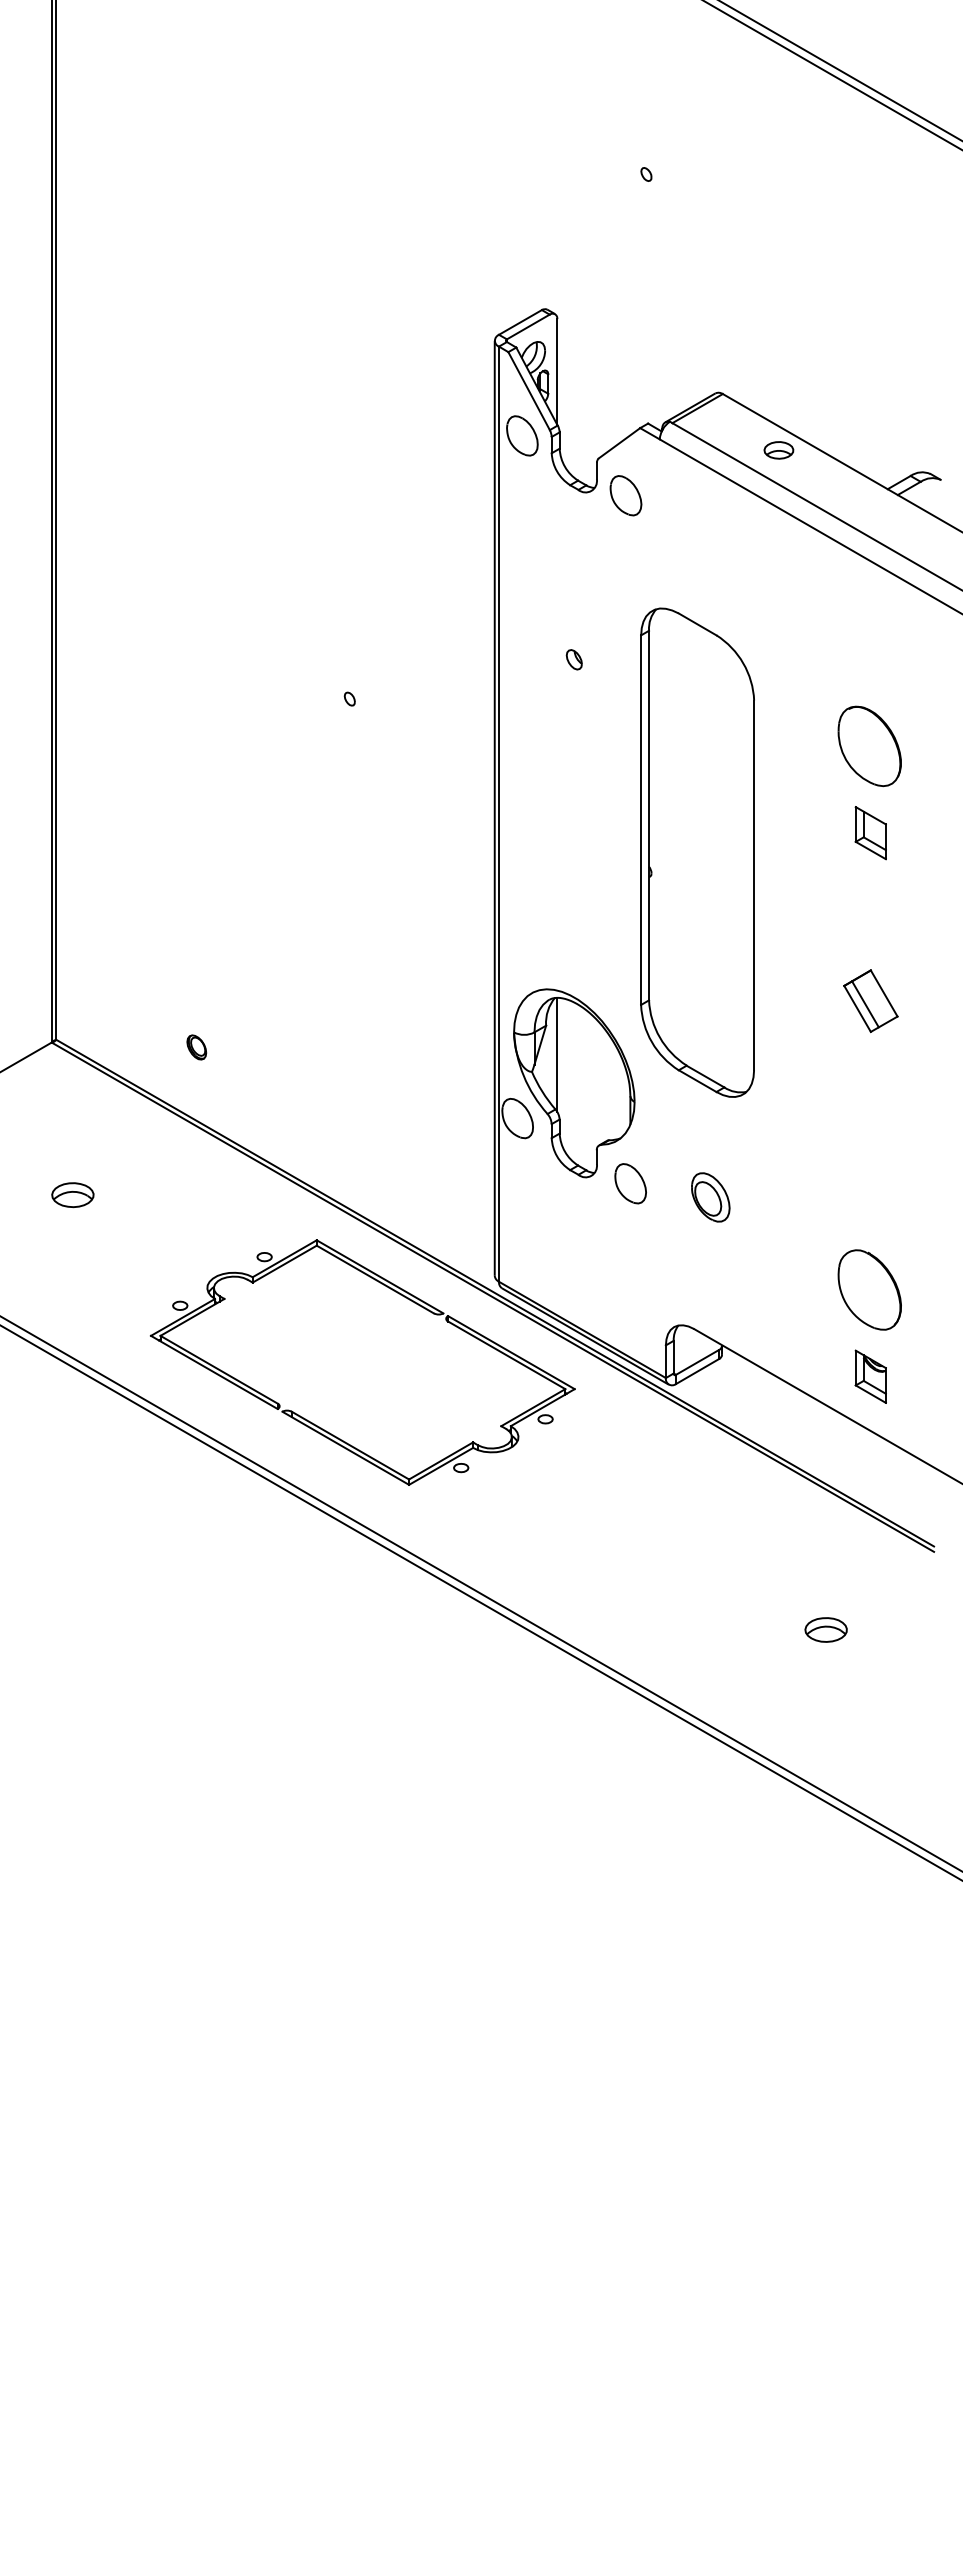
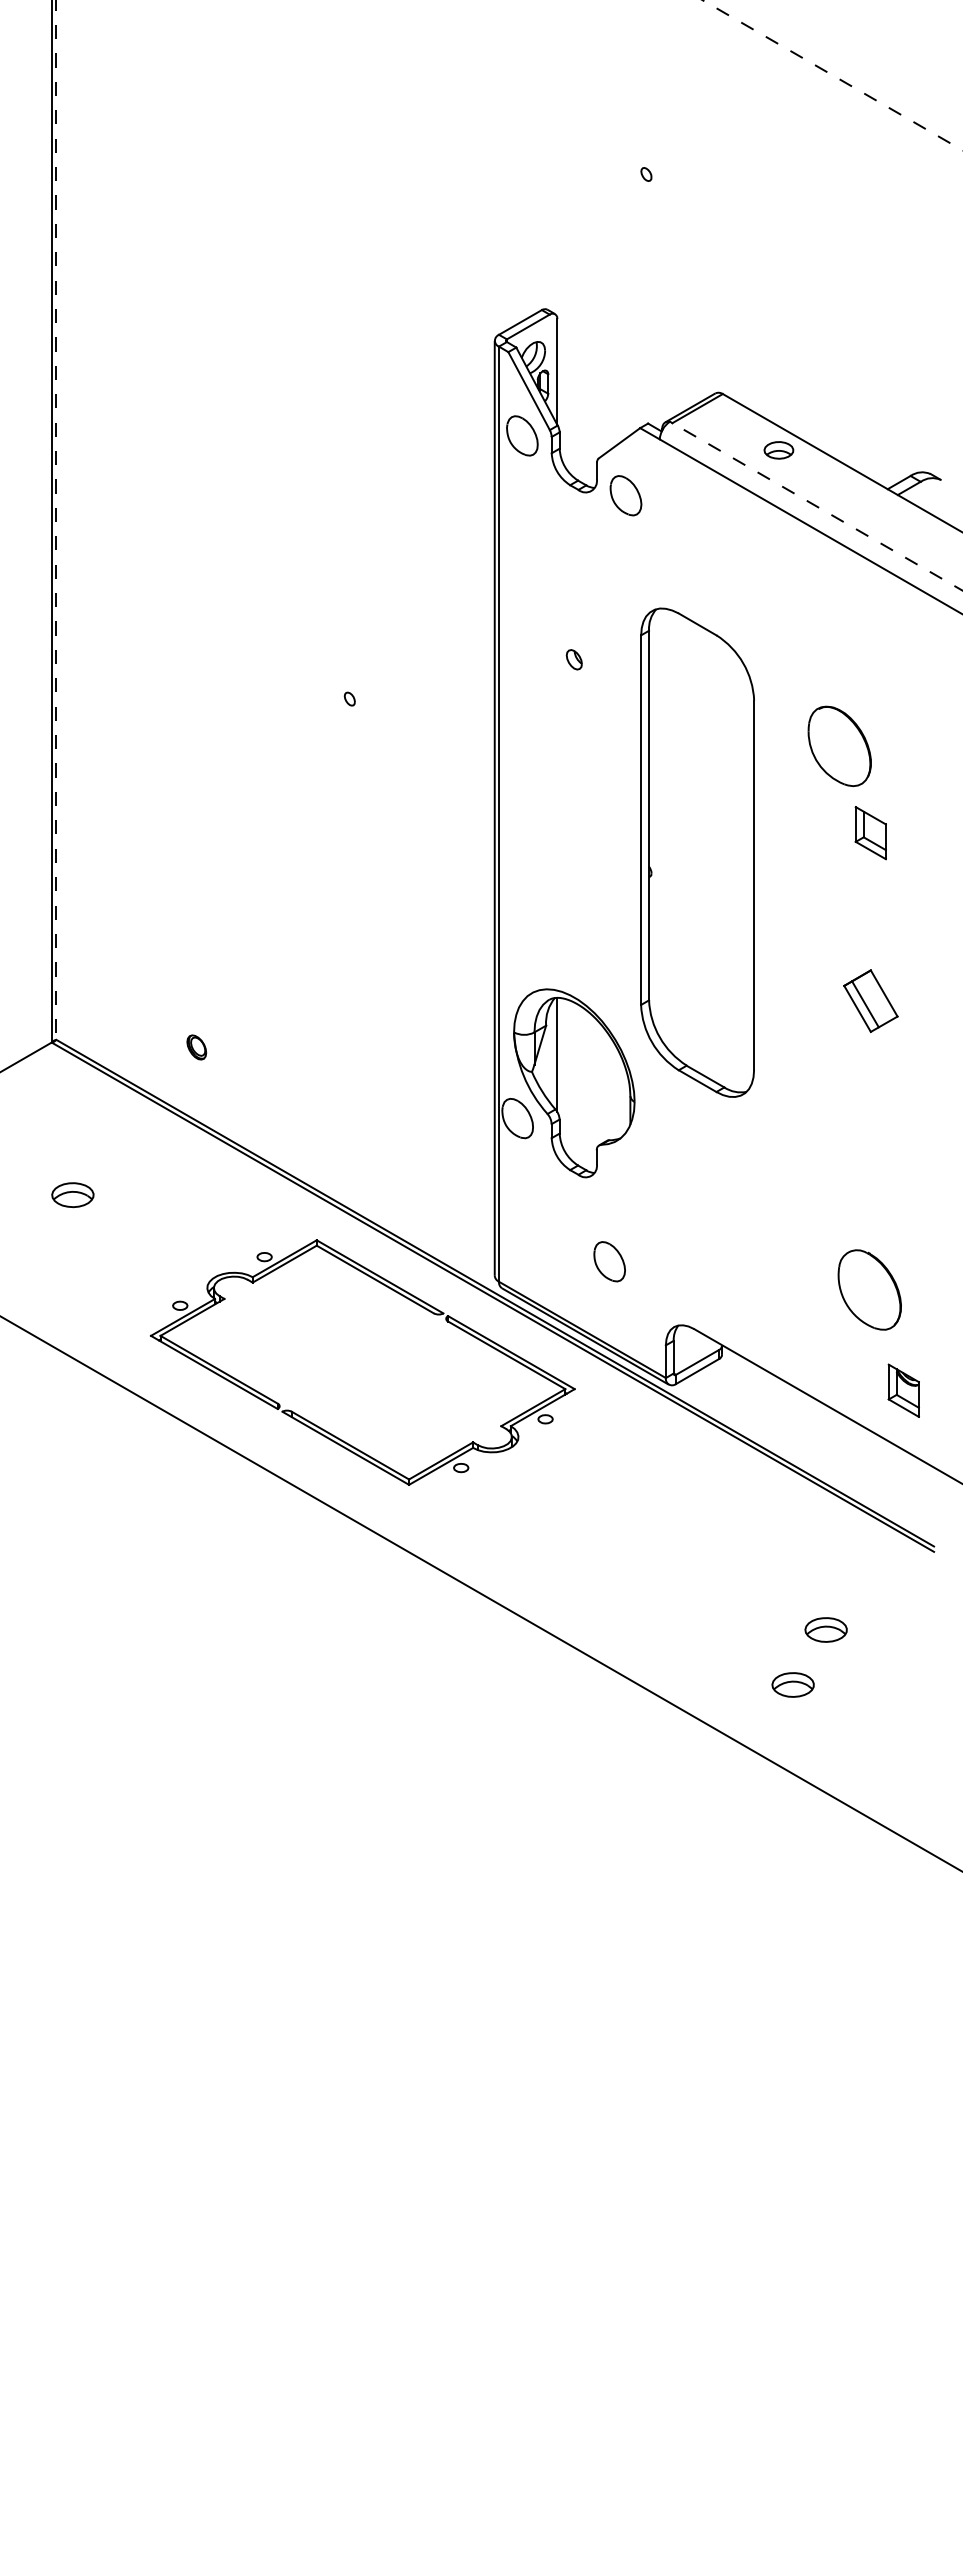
line: present -> none (840, 70)
line: solid -> dashed (832, 75)
line: solid -> dashed (817, 506)
line: solid -> dashed (56, 520)
part position: (869, 746) -> (839, 746) (839, 746)
part position: (630, 1183) -> (609, 1261) (609, 1261)
part: present -> none (710, 1197)
part position: (870, 1376) -> (903, 1390) (903, 1390)
line: present -> none (480, 1602)
part: none -> present (792, 1684)
